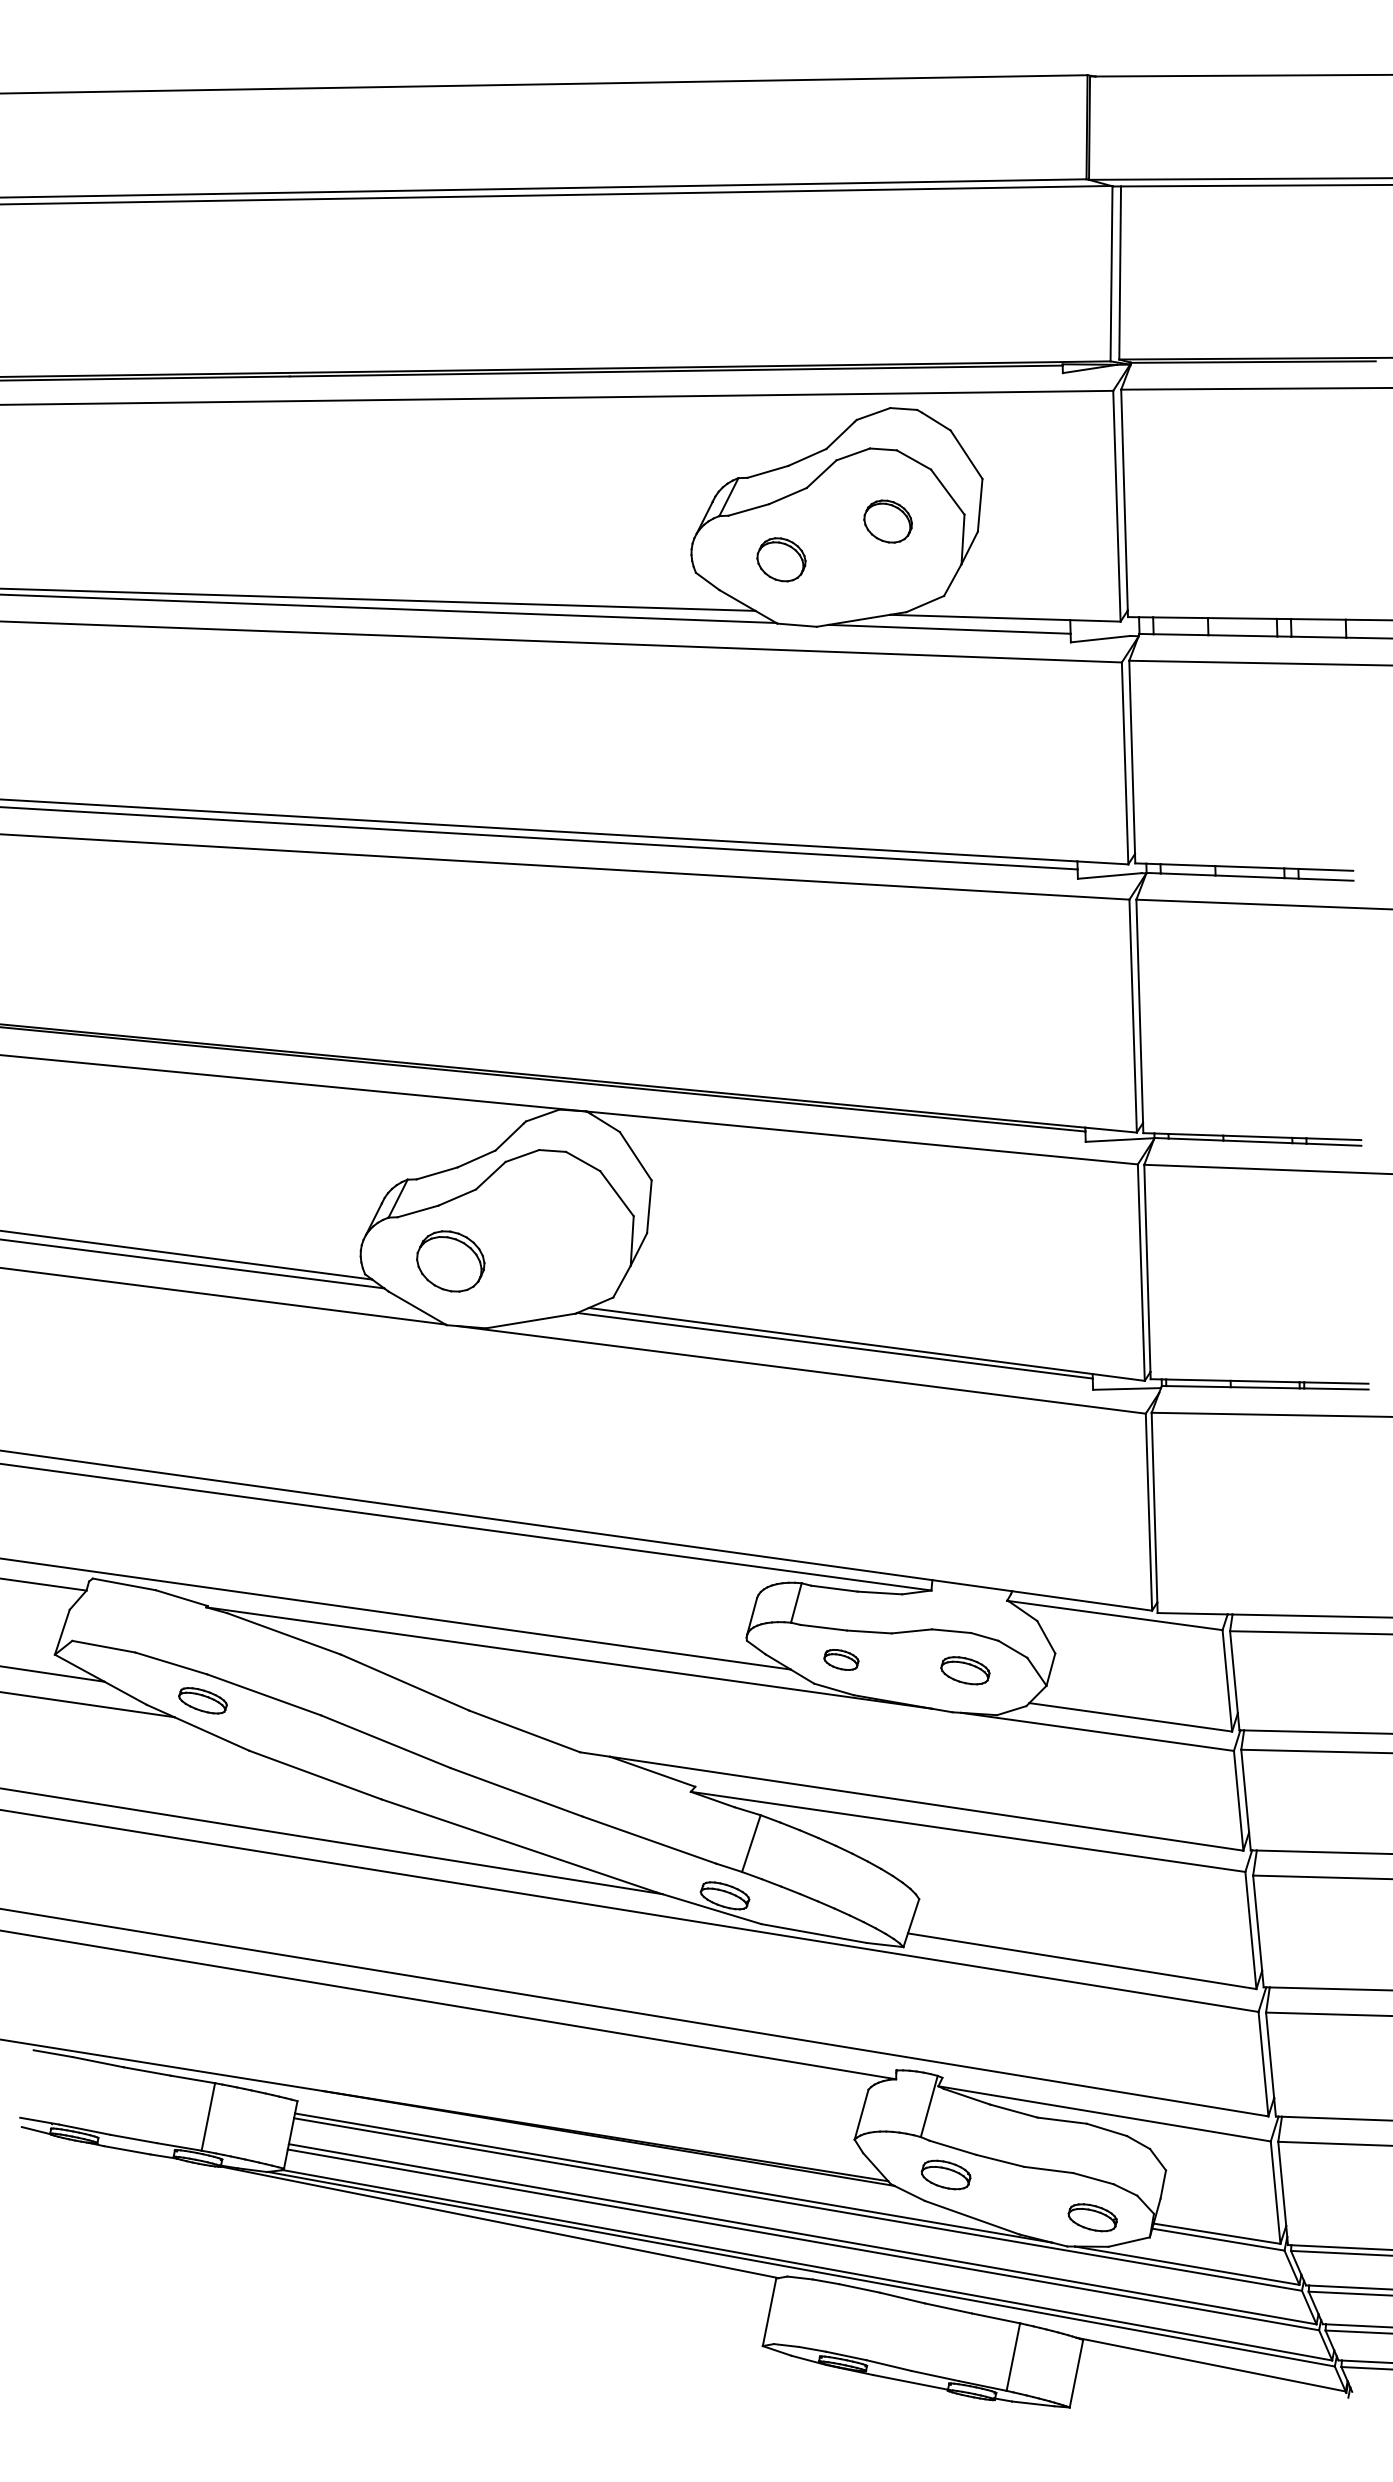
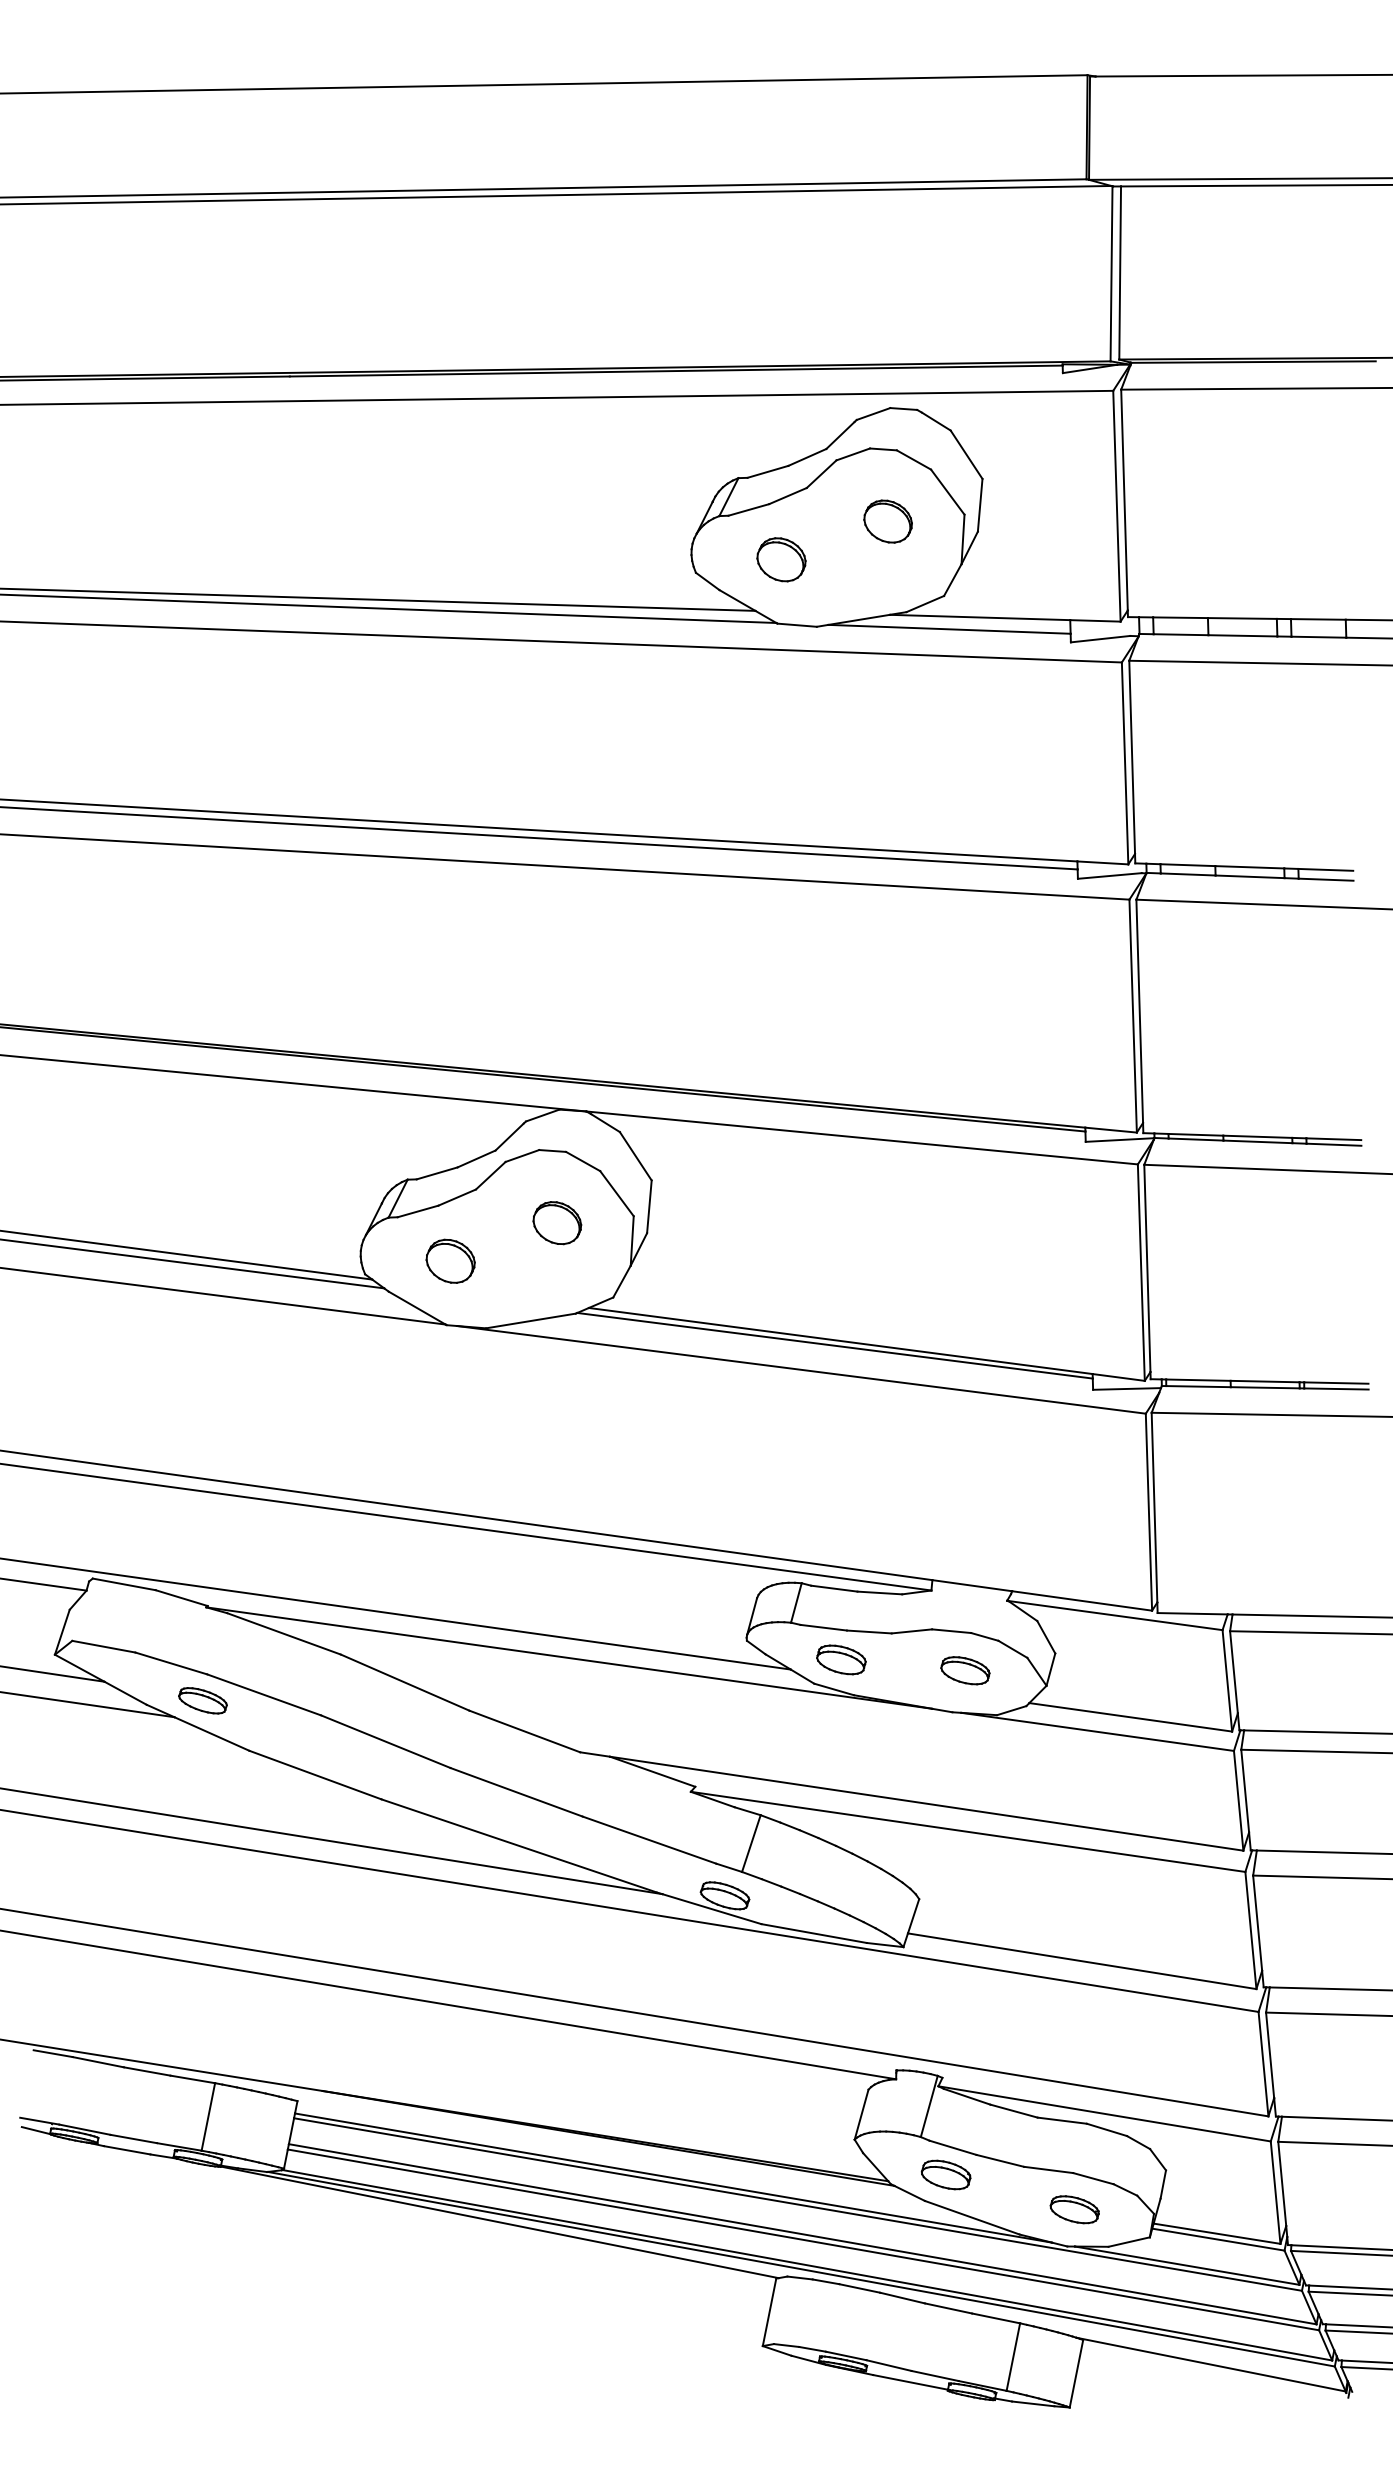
part: none -> present (557, 1223)
part size: 70x63 px -> 51x46 px (450, 1260)
part size: 37x22 px -> 51x32 px (841, 1659)
part position: (1092, 2217) -> (1074, 2209) (1074, 2209)
